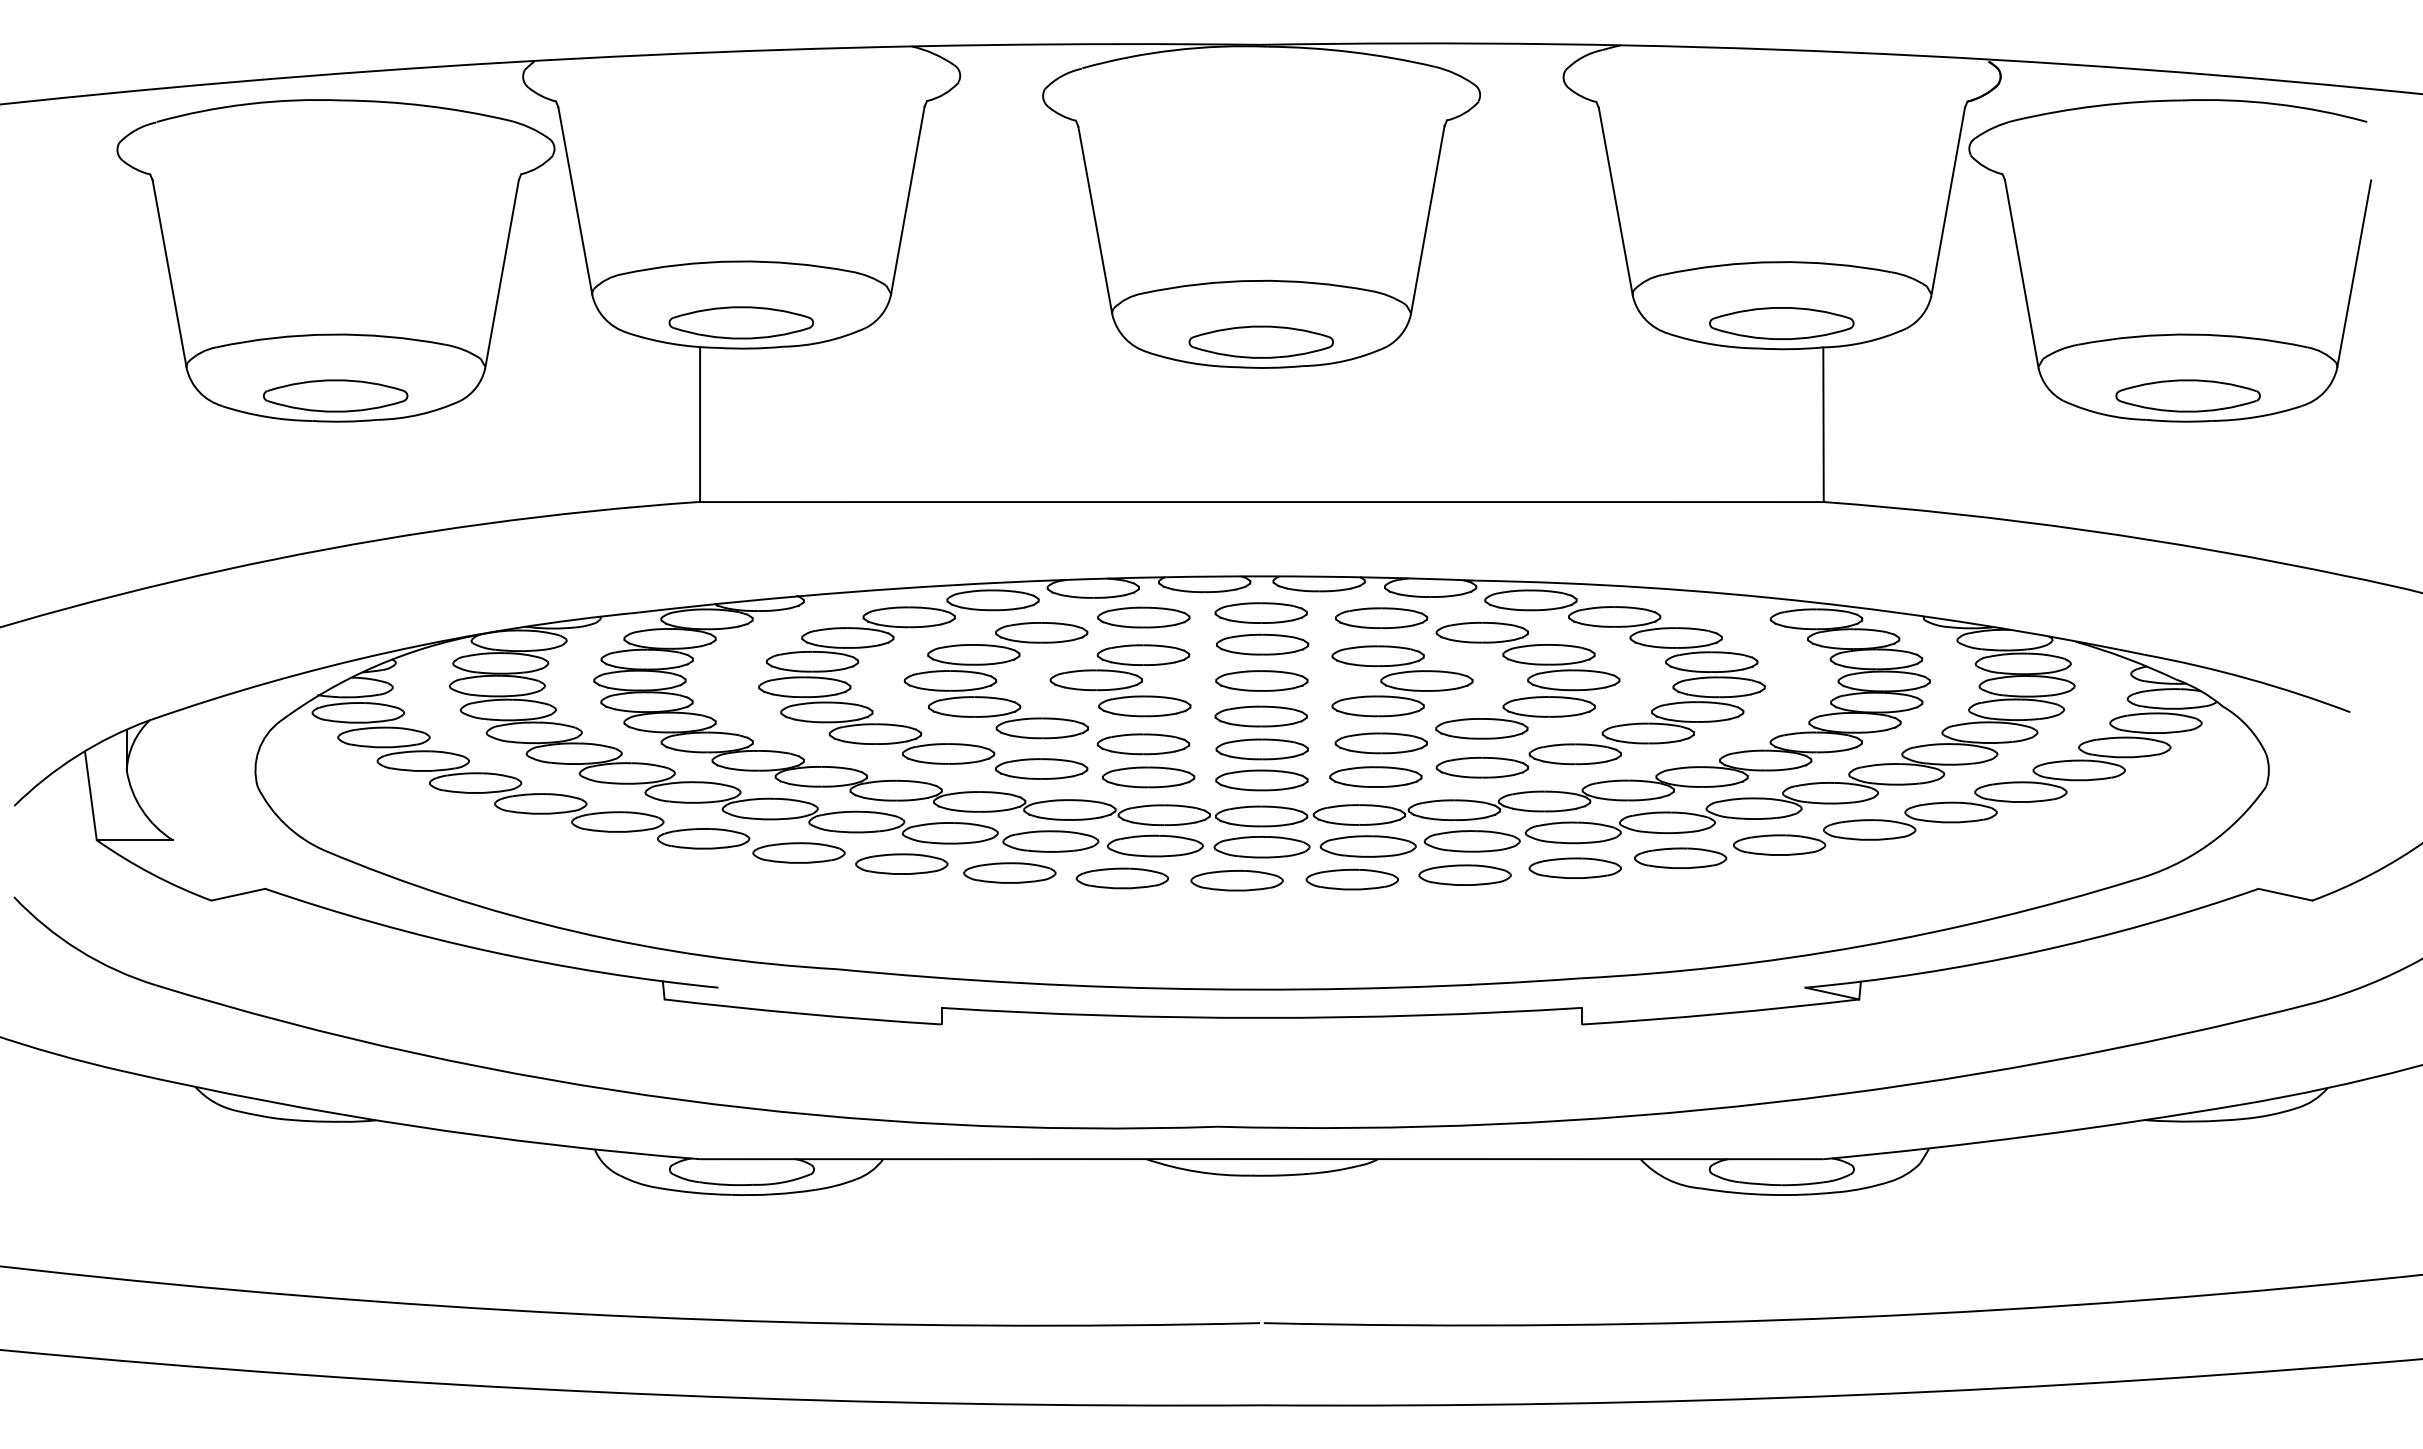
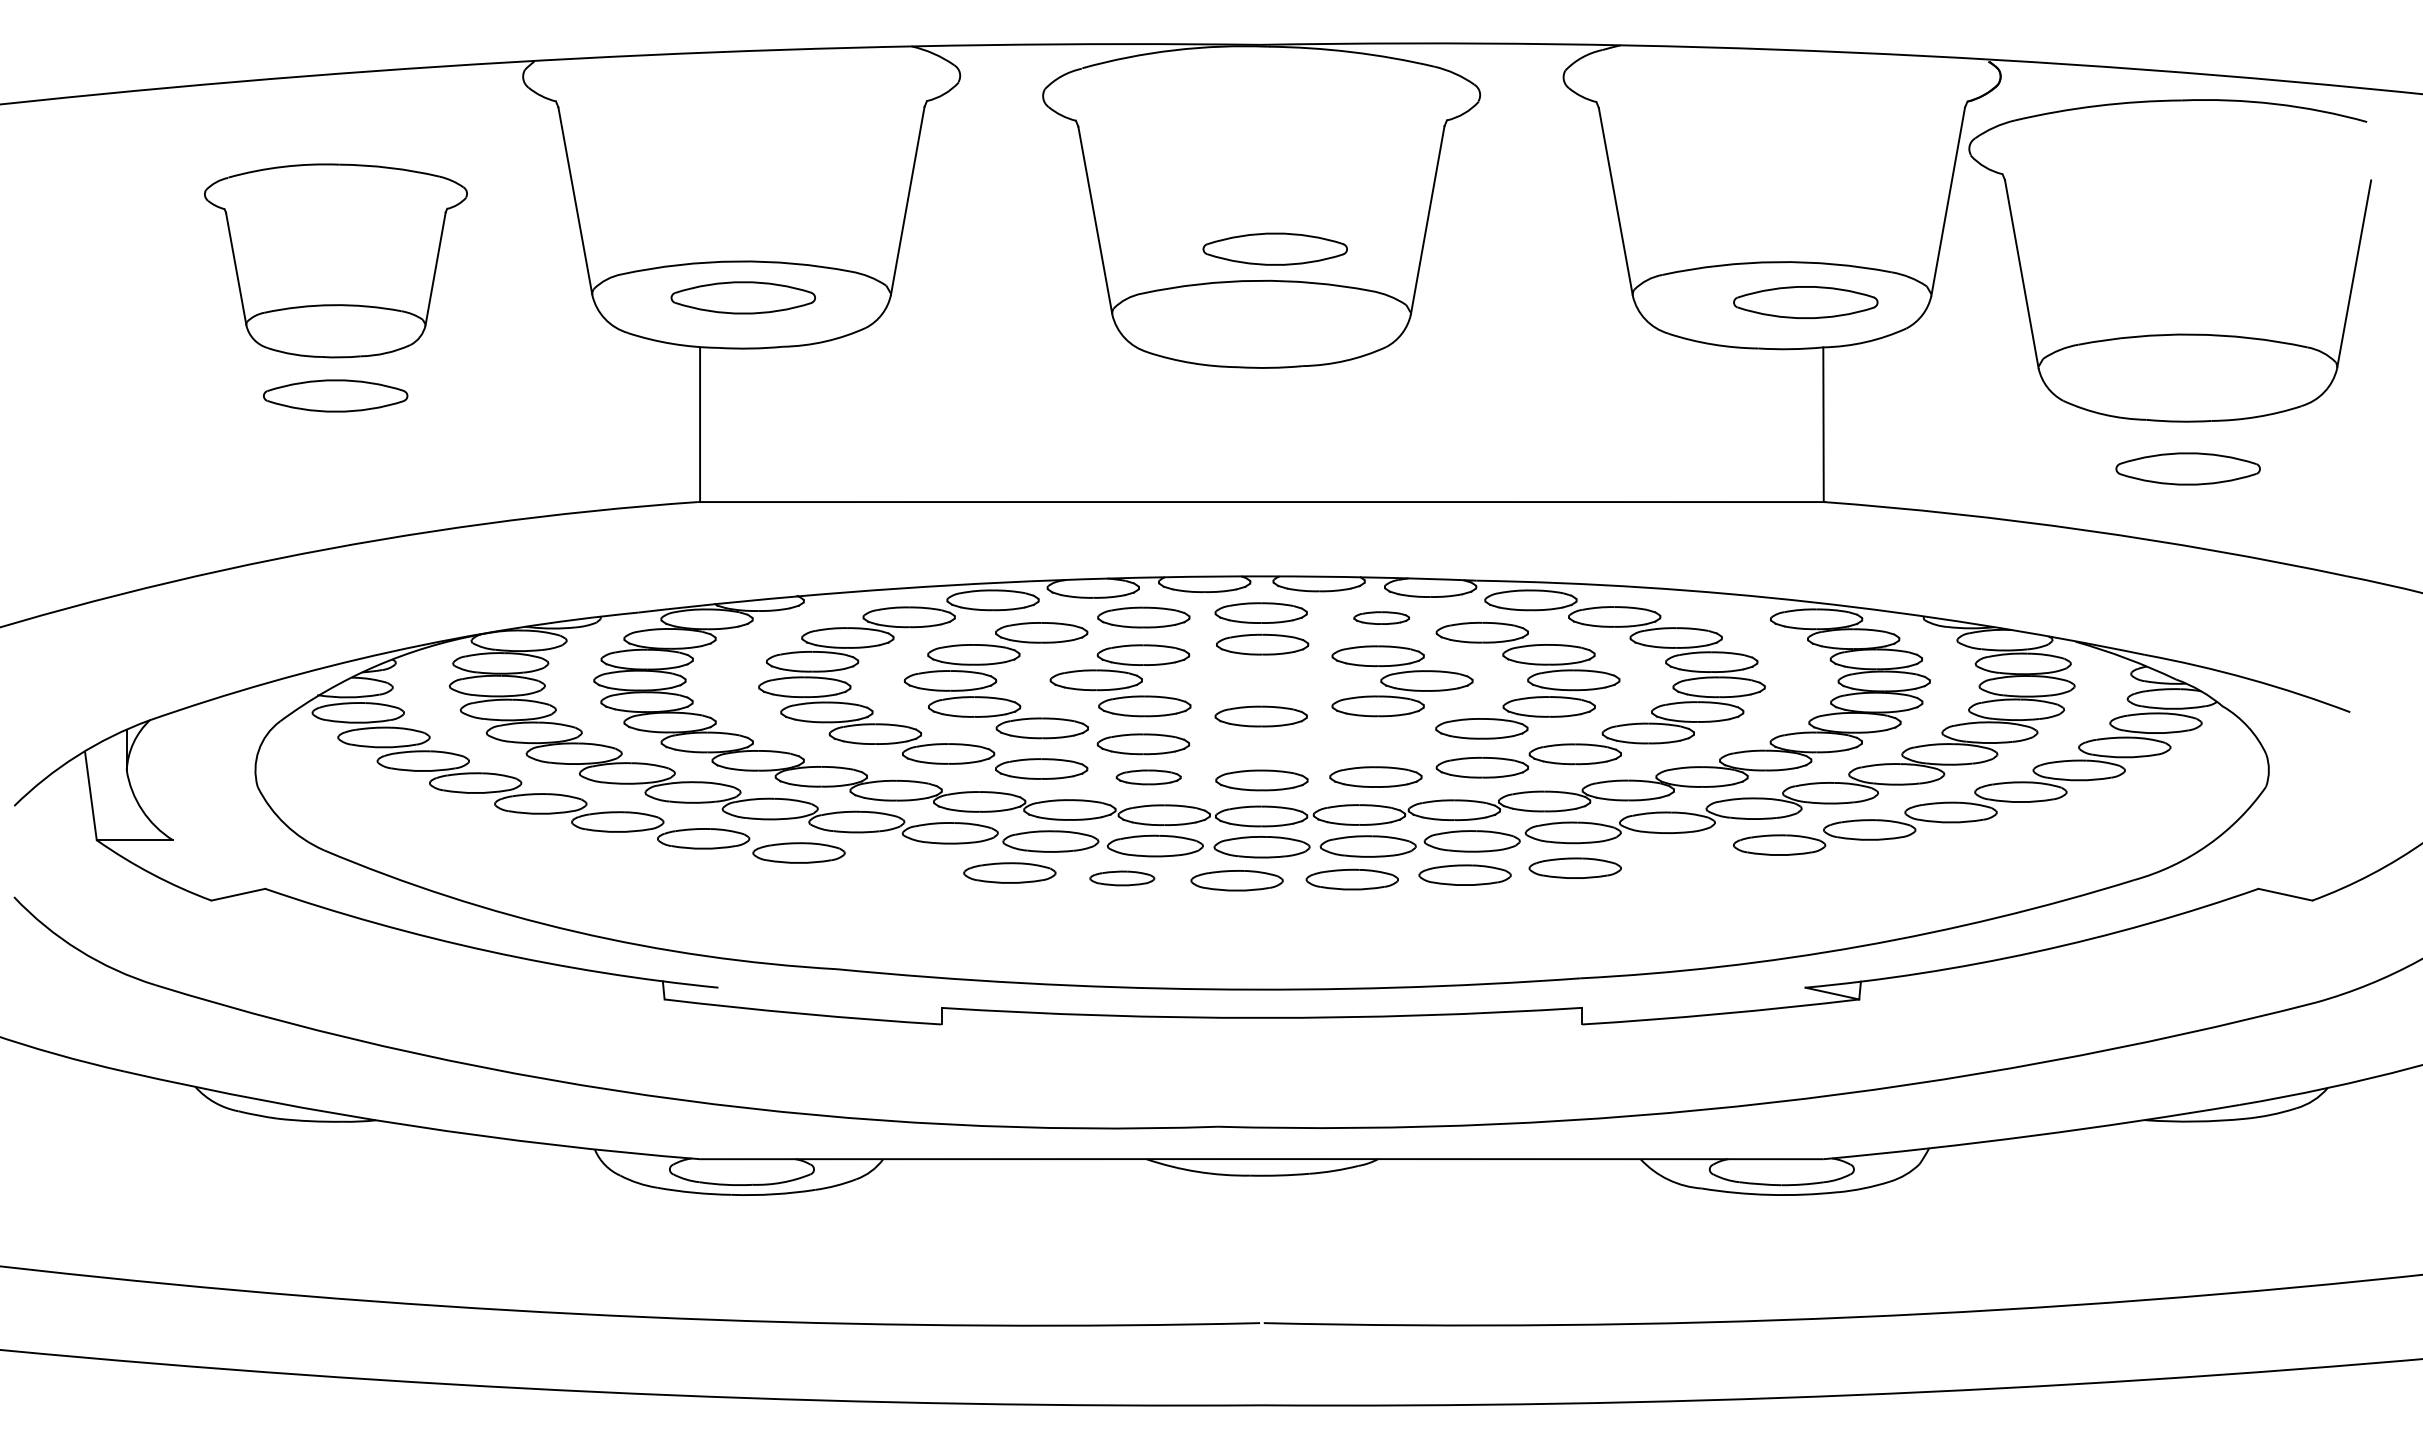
part size: 440x324 px -> 264x196 px (335, 260)
part position: (740, 322) -> (742, 297) (742, 297)
part position: (1781, 323) -> (1805, 302) (1805, 302)
part position: (1260, 341) -> (1274, 248) (1274, 248)
part position: (2187, 395) -> (2187, 468) (2187, 468)
part size: 94x22 px -> 58x14 px (1381, 617)
part: present -> none (1261, 680)
part: present -> none (1380, 743)
part: present -> none (1261, 749)
part size: 94x23 px -> 67x17 px (1148, 777)
part: present -> none (1680, 857)
part: present -> none (901, 863)
part size: 94x23 px -> 67x17 px (1122, 878)
